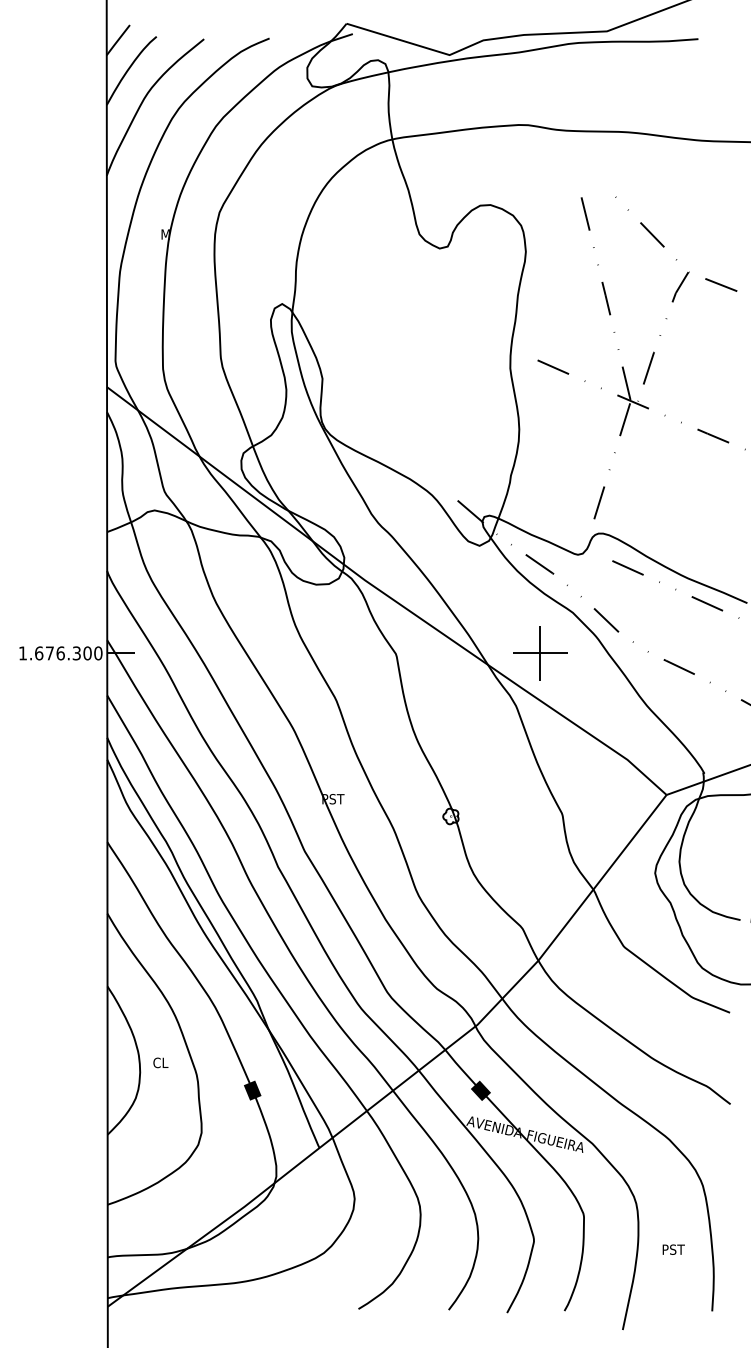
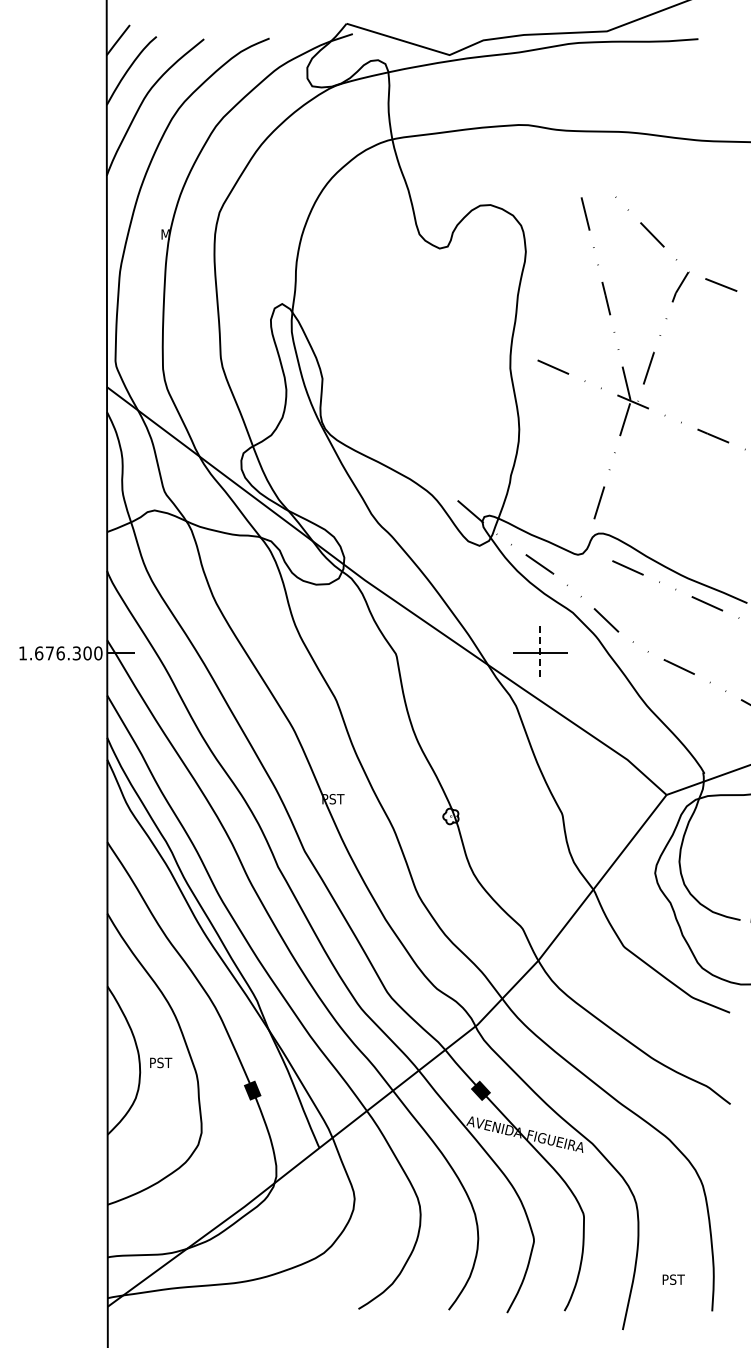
line: solid -> dashed (540, 653)
text: CL -> PST (161, 1062)
text position: (673, 1249) -> (673, 1279) (673, 1279)
